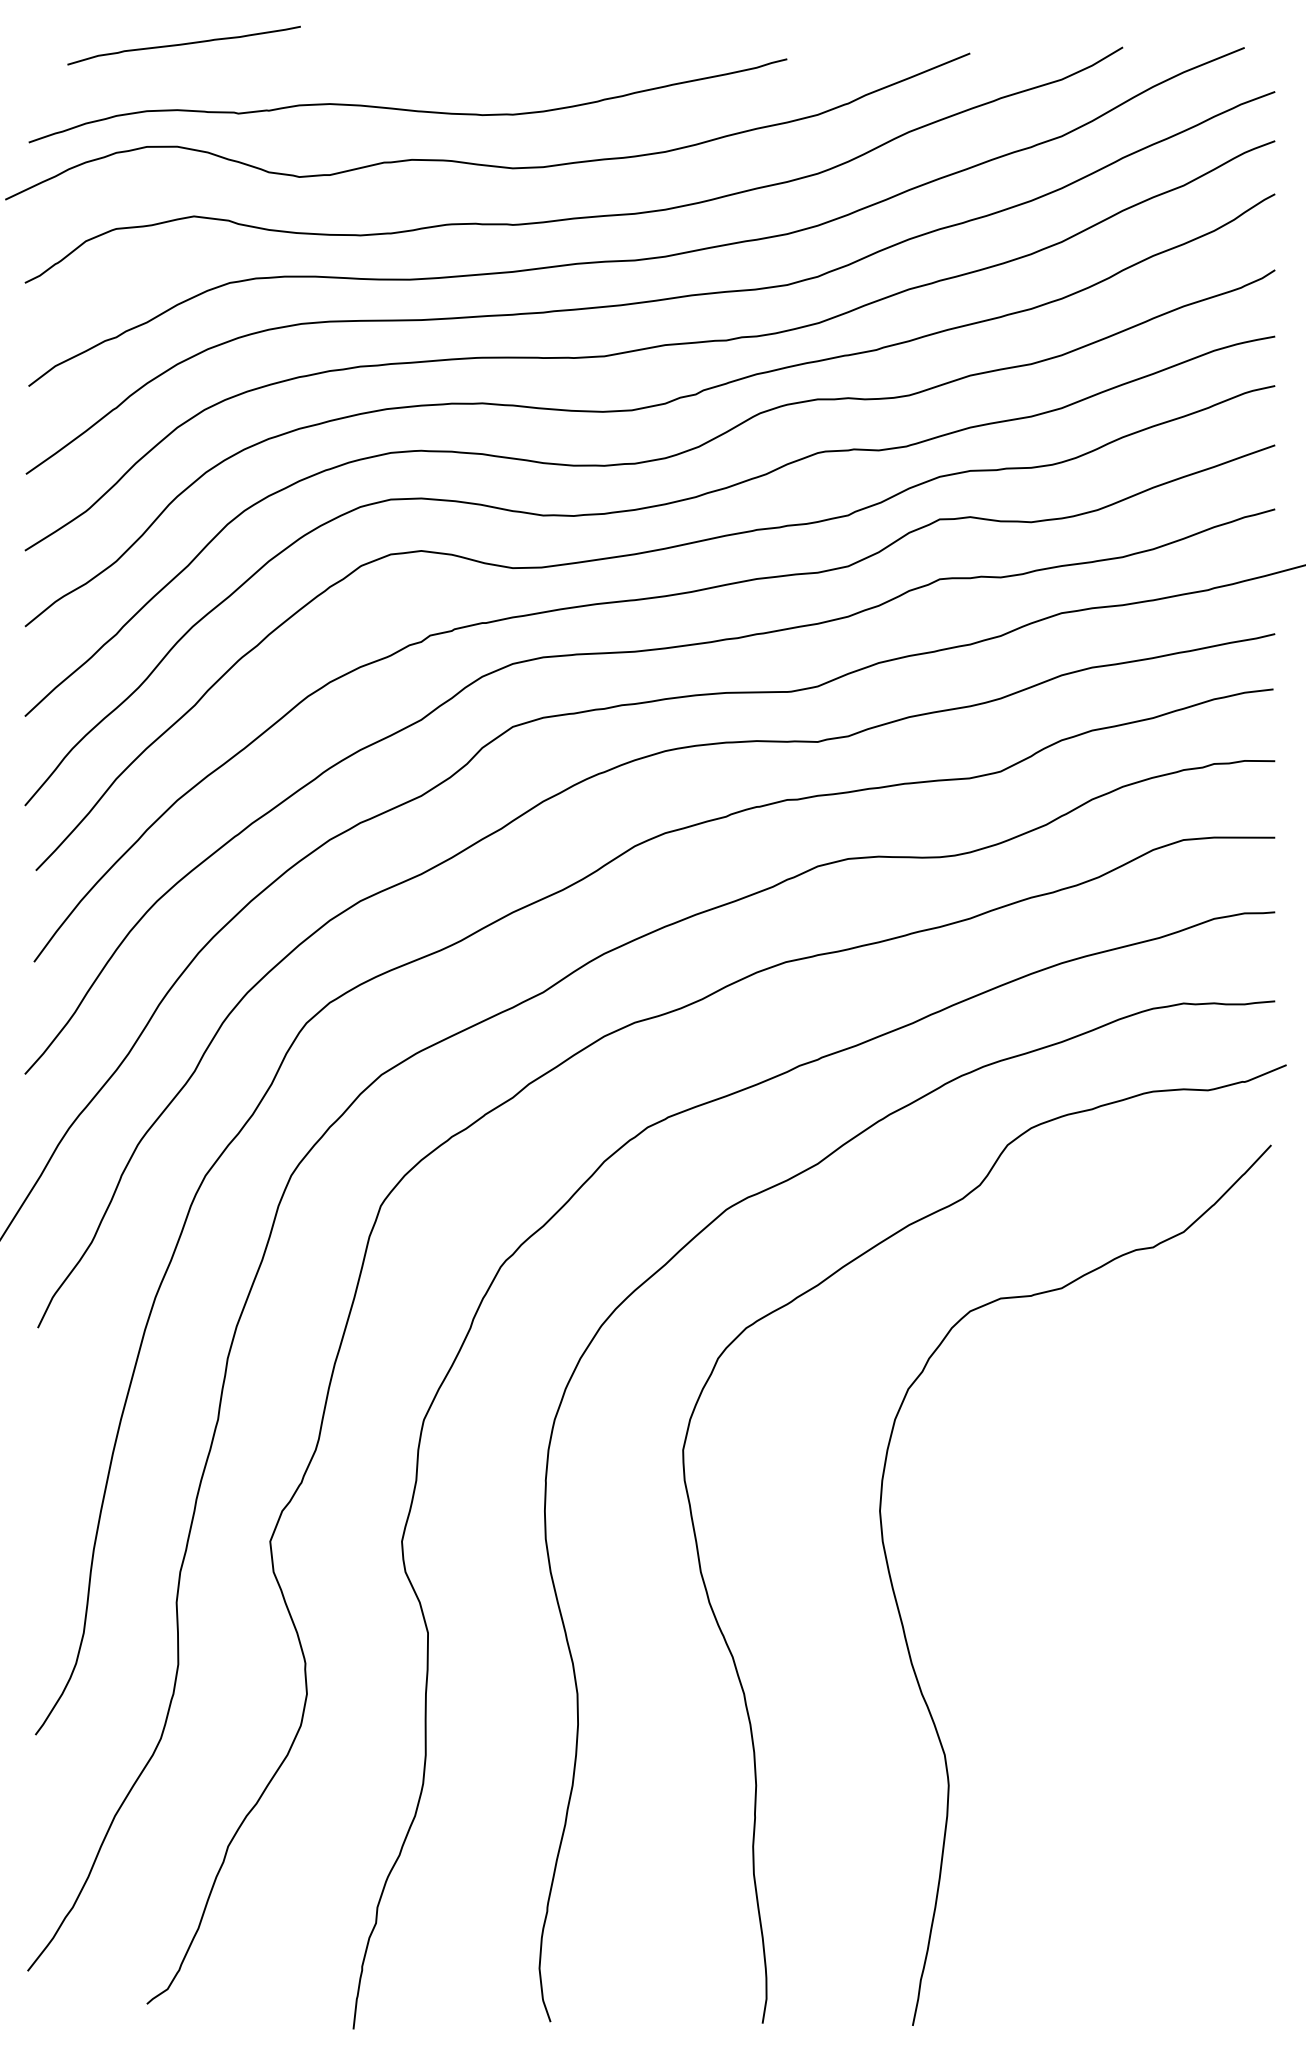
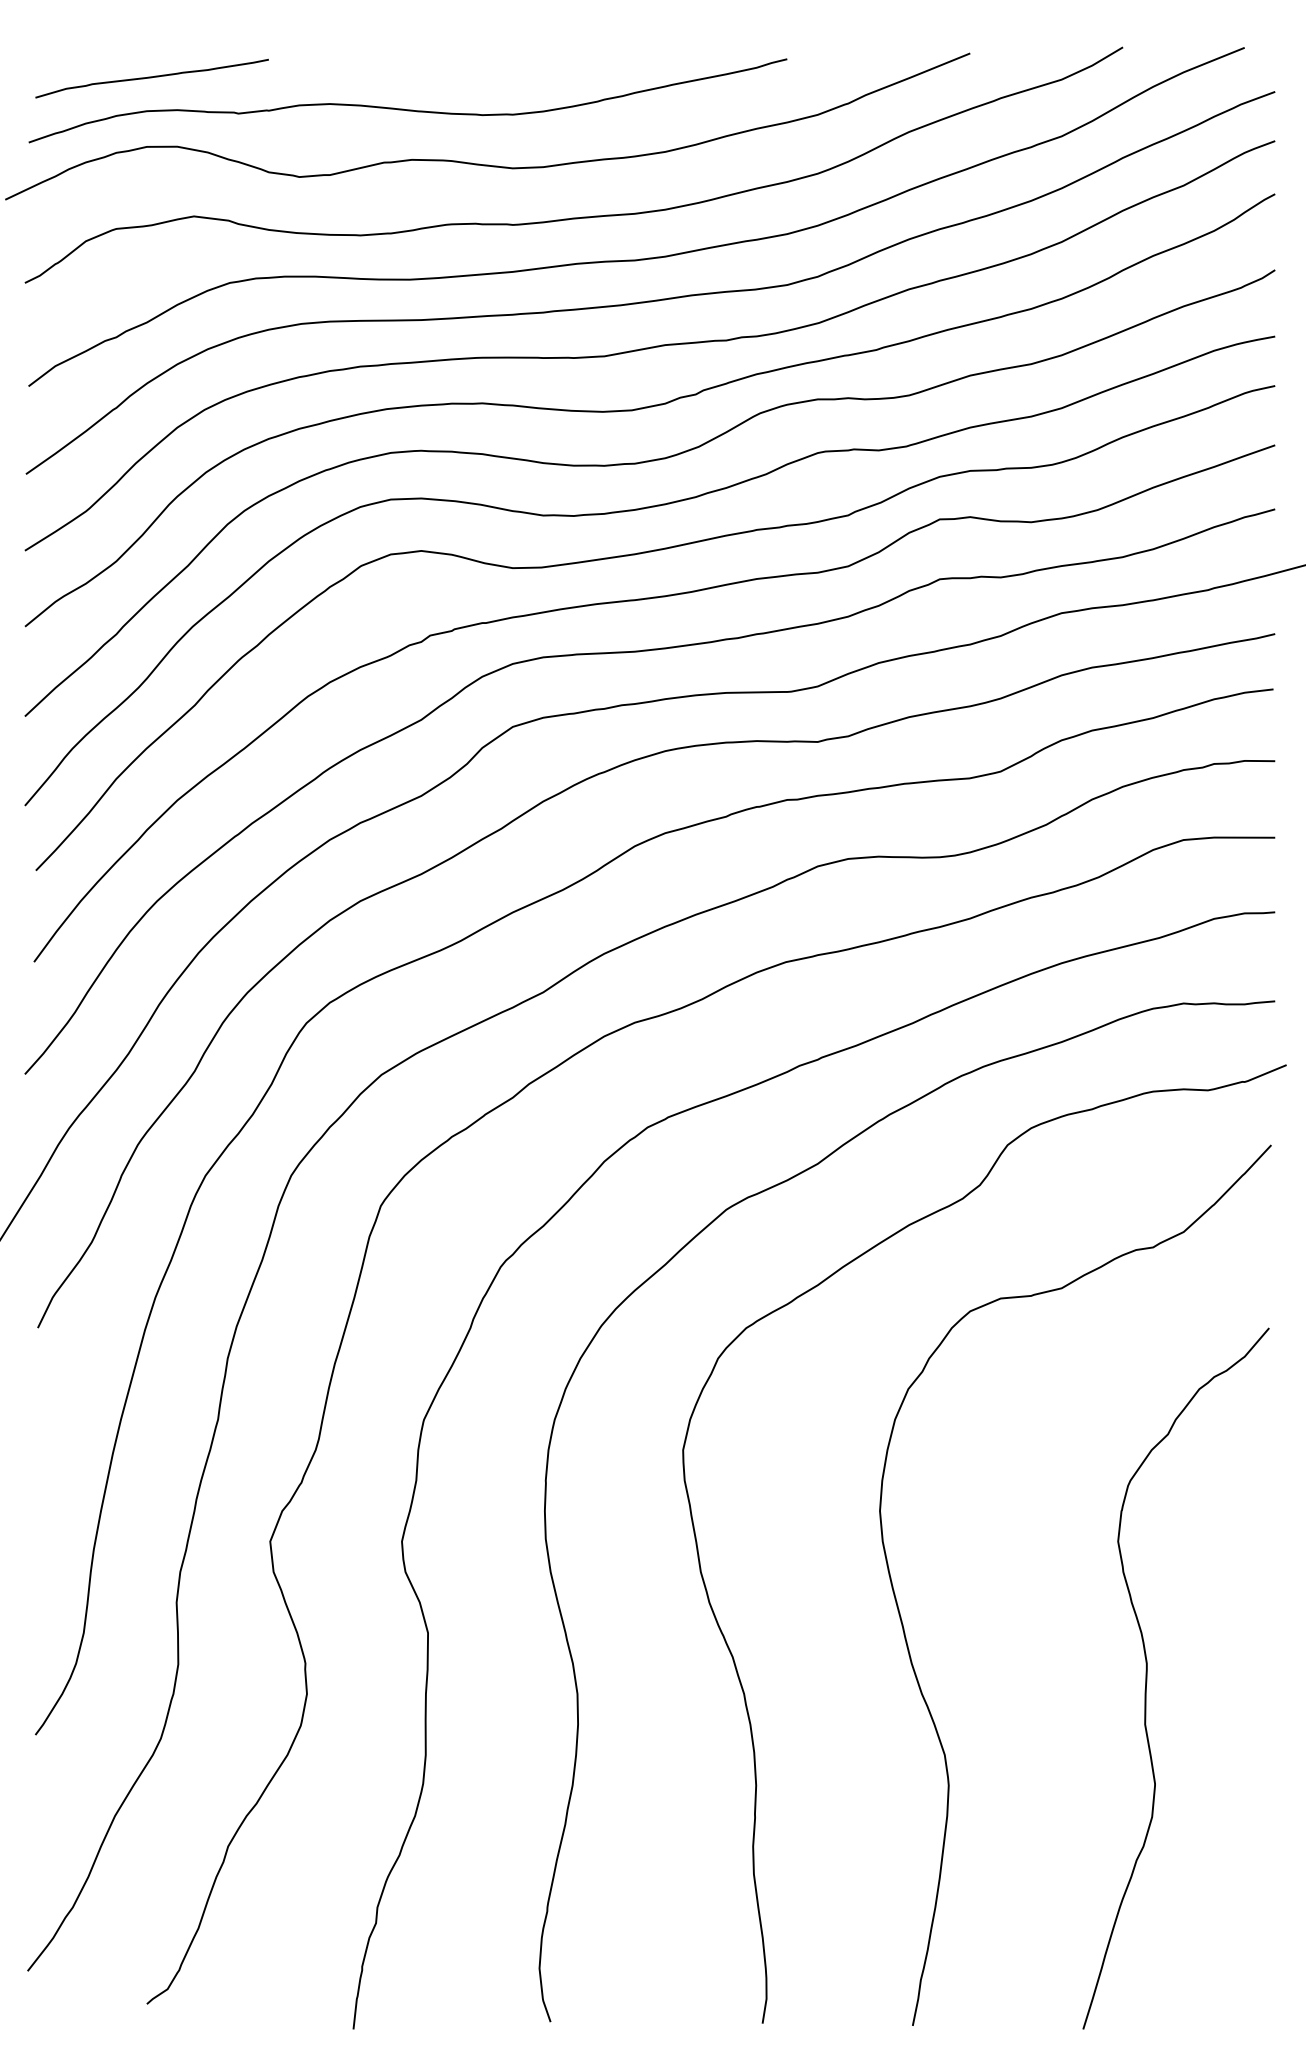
curve position: (183, 45) -> (151, 78) (151, 78)
curve: none -> present (1147, 1678)
